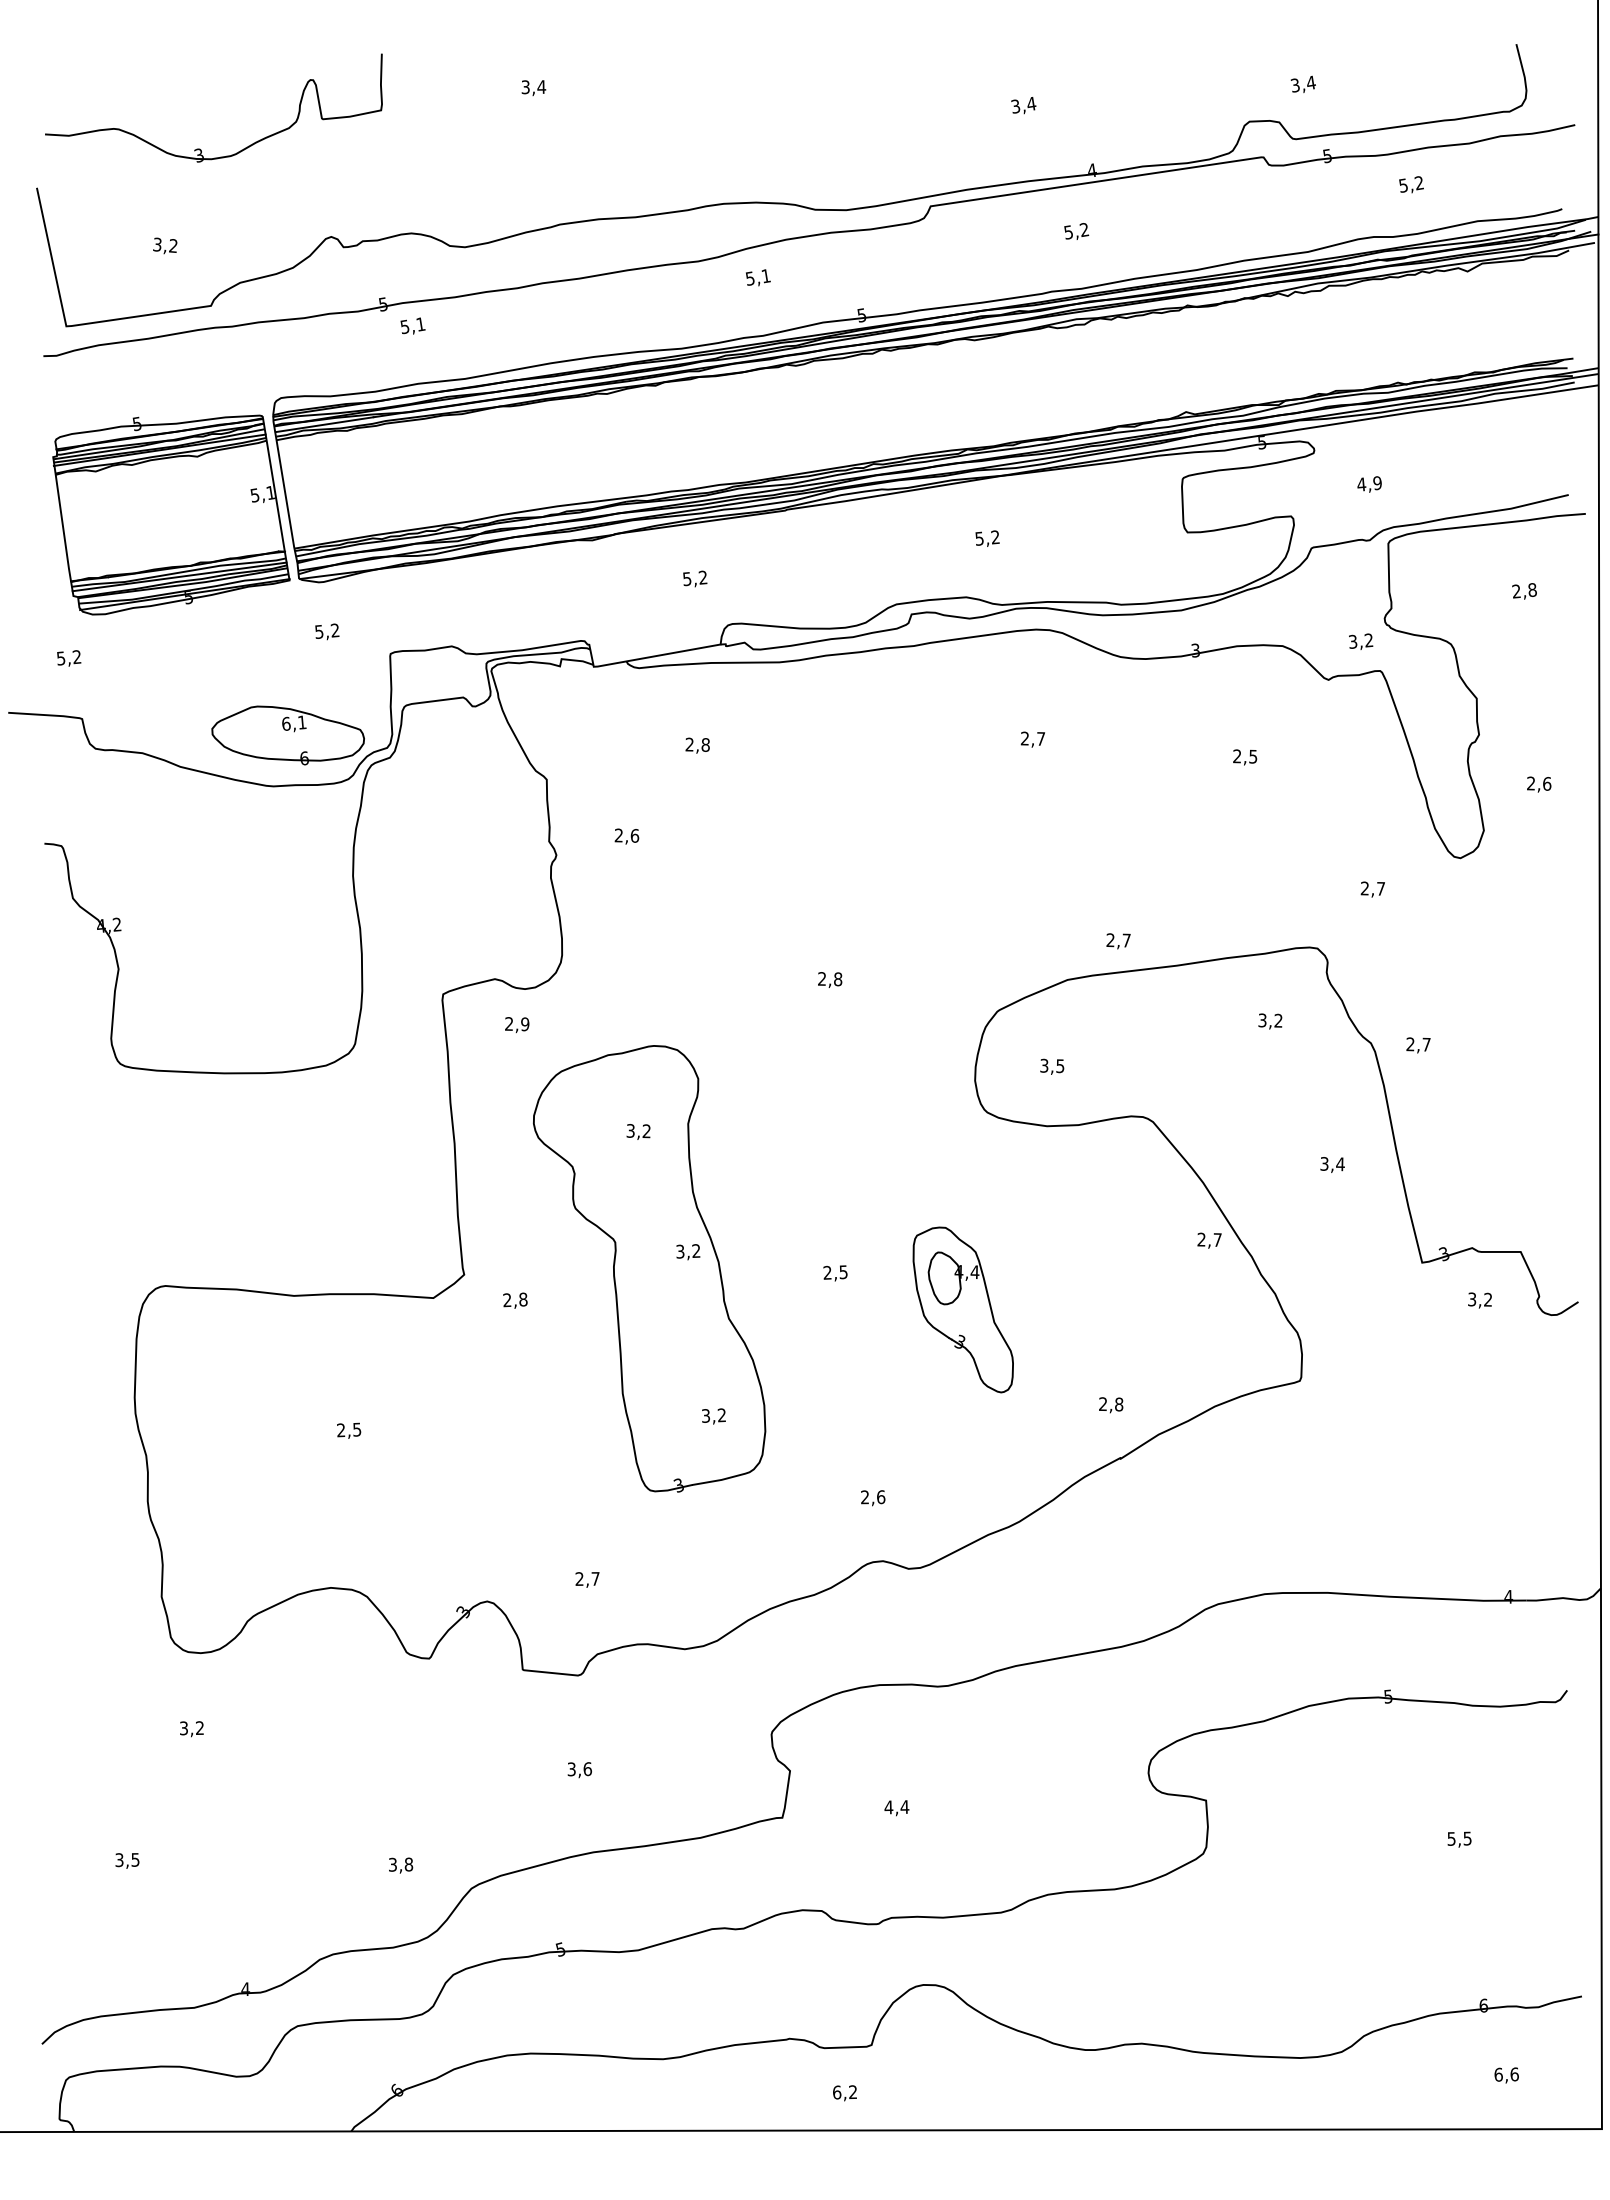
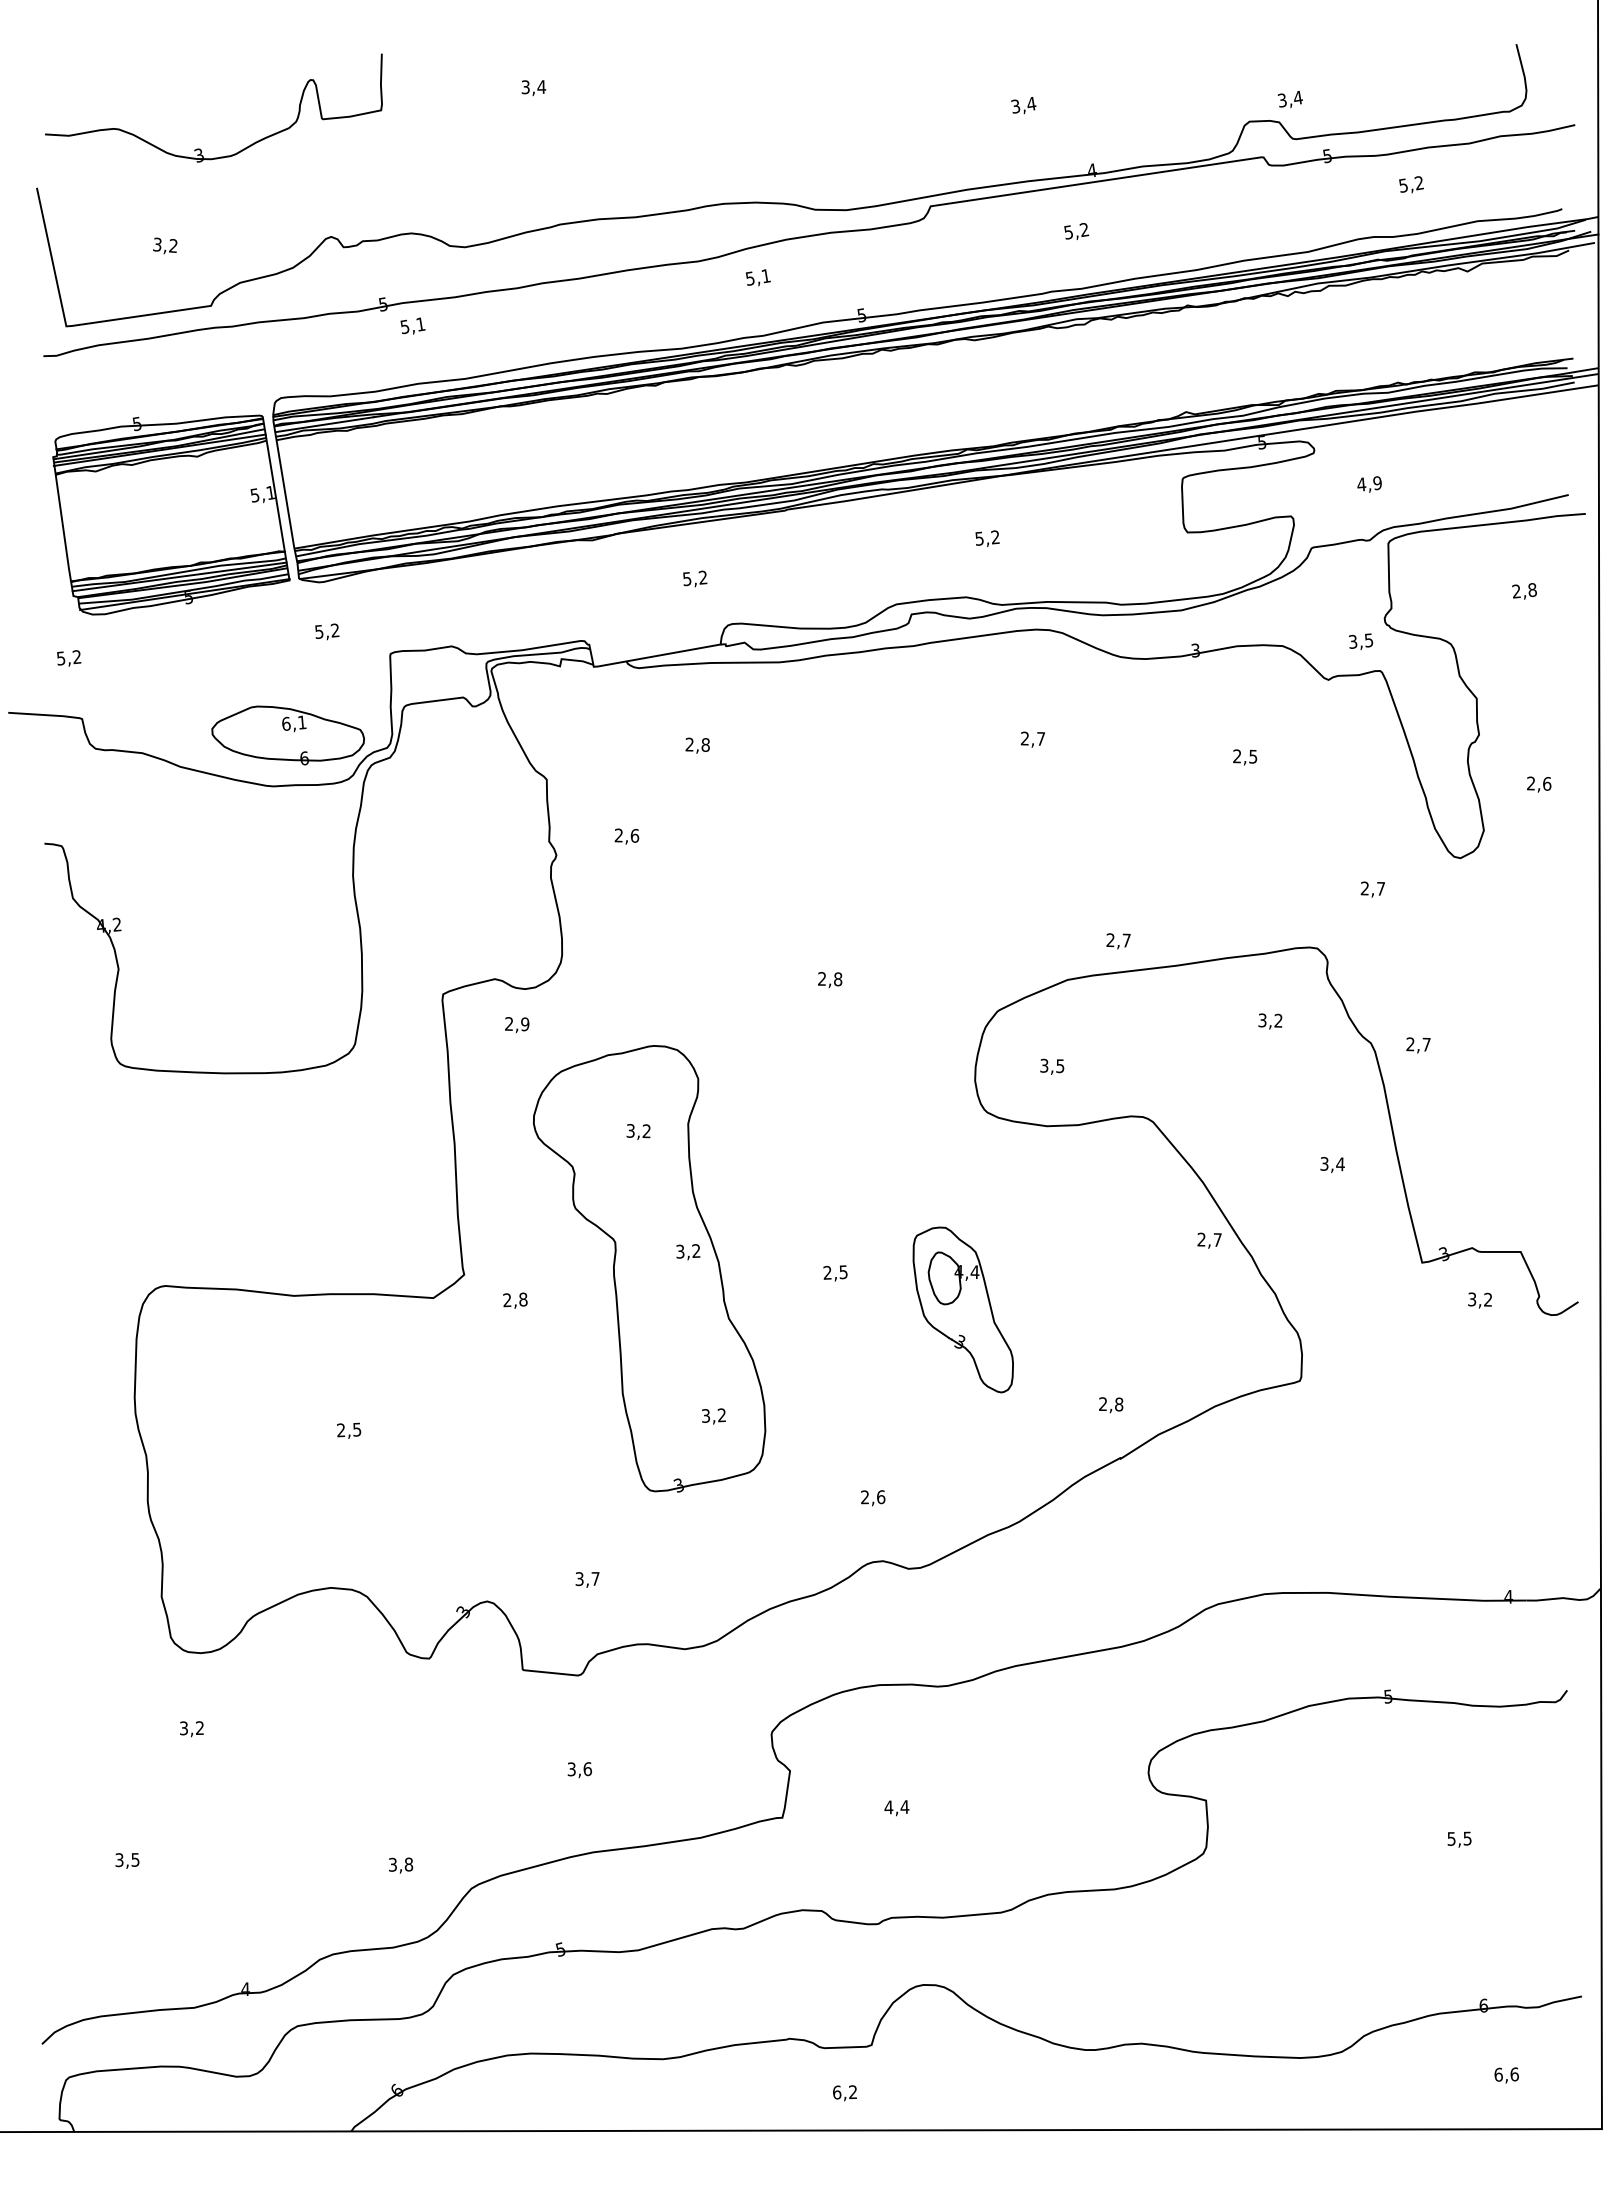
text position: (1302, 83) -> (1289, 98) (1289, 98)
text: 3,2 -> 3,5 (1368, 640)
text: 2,7 -> 3,7 (579, 1579)
